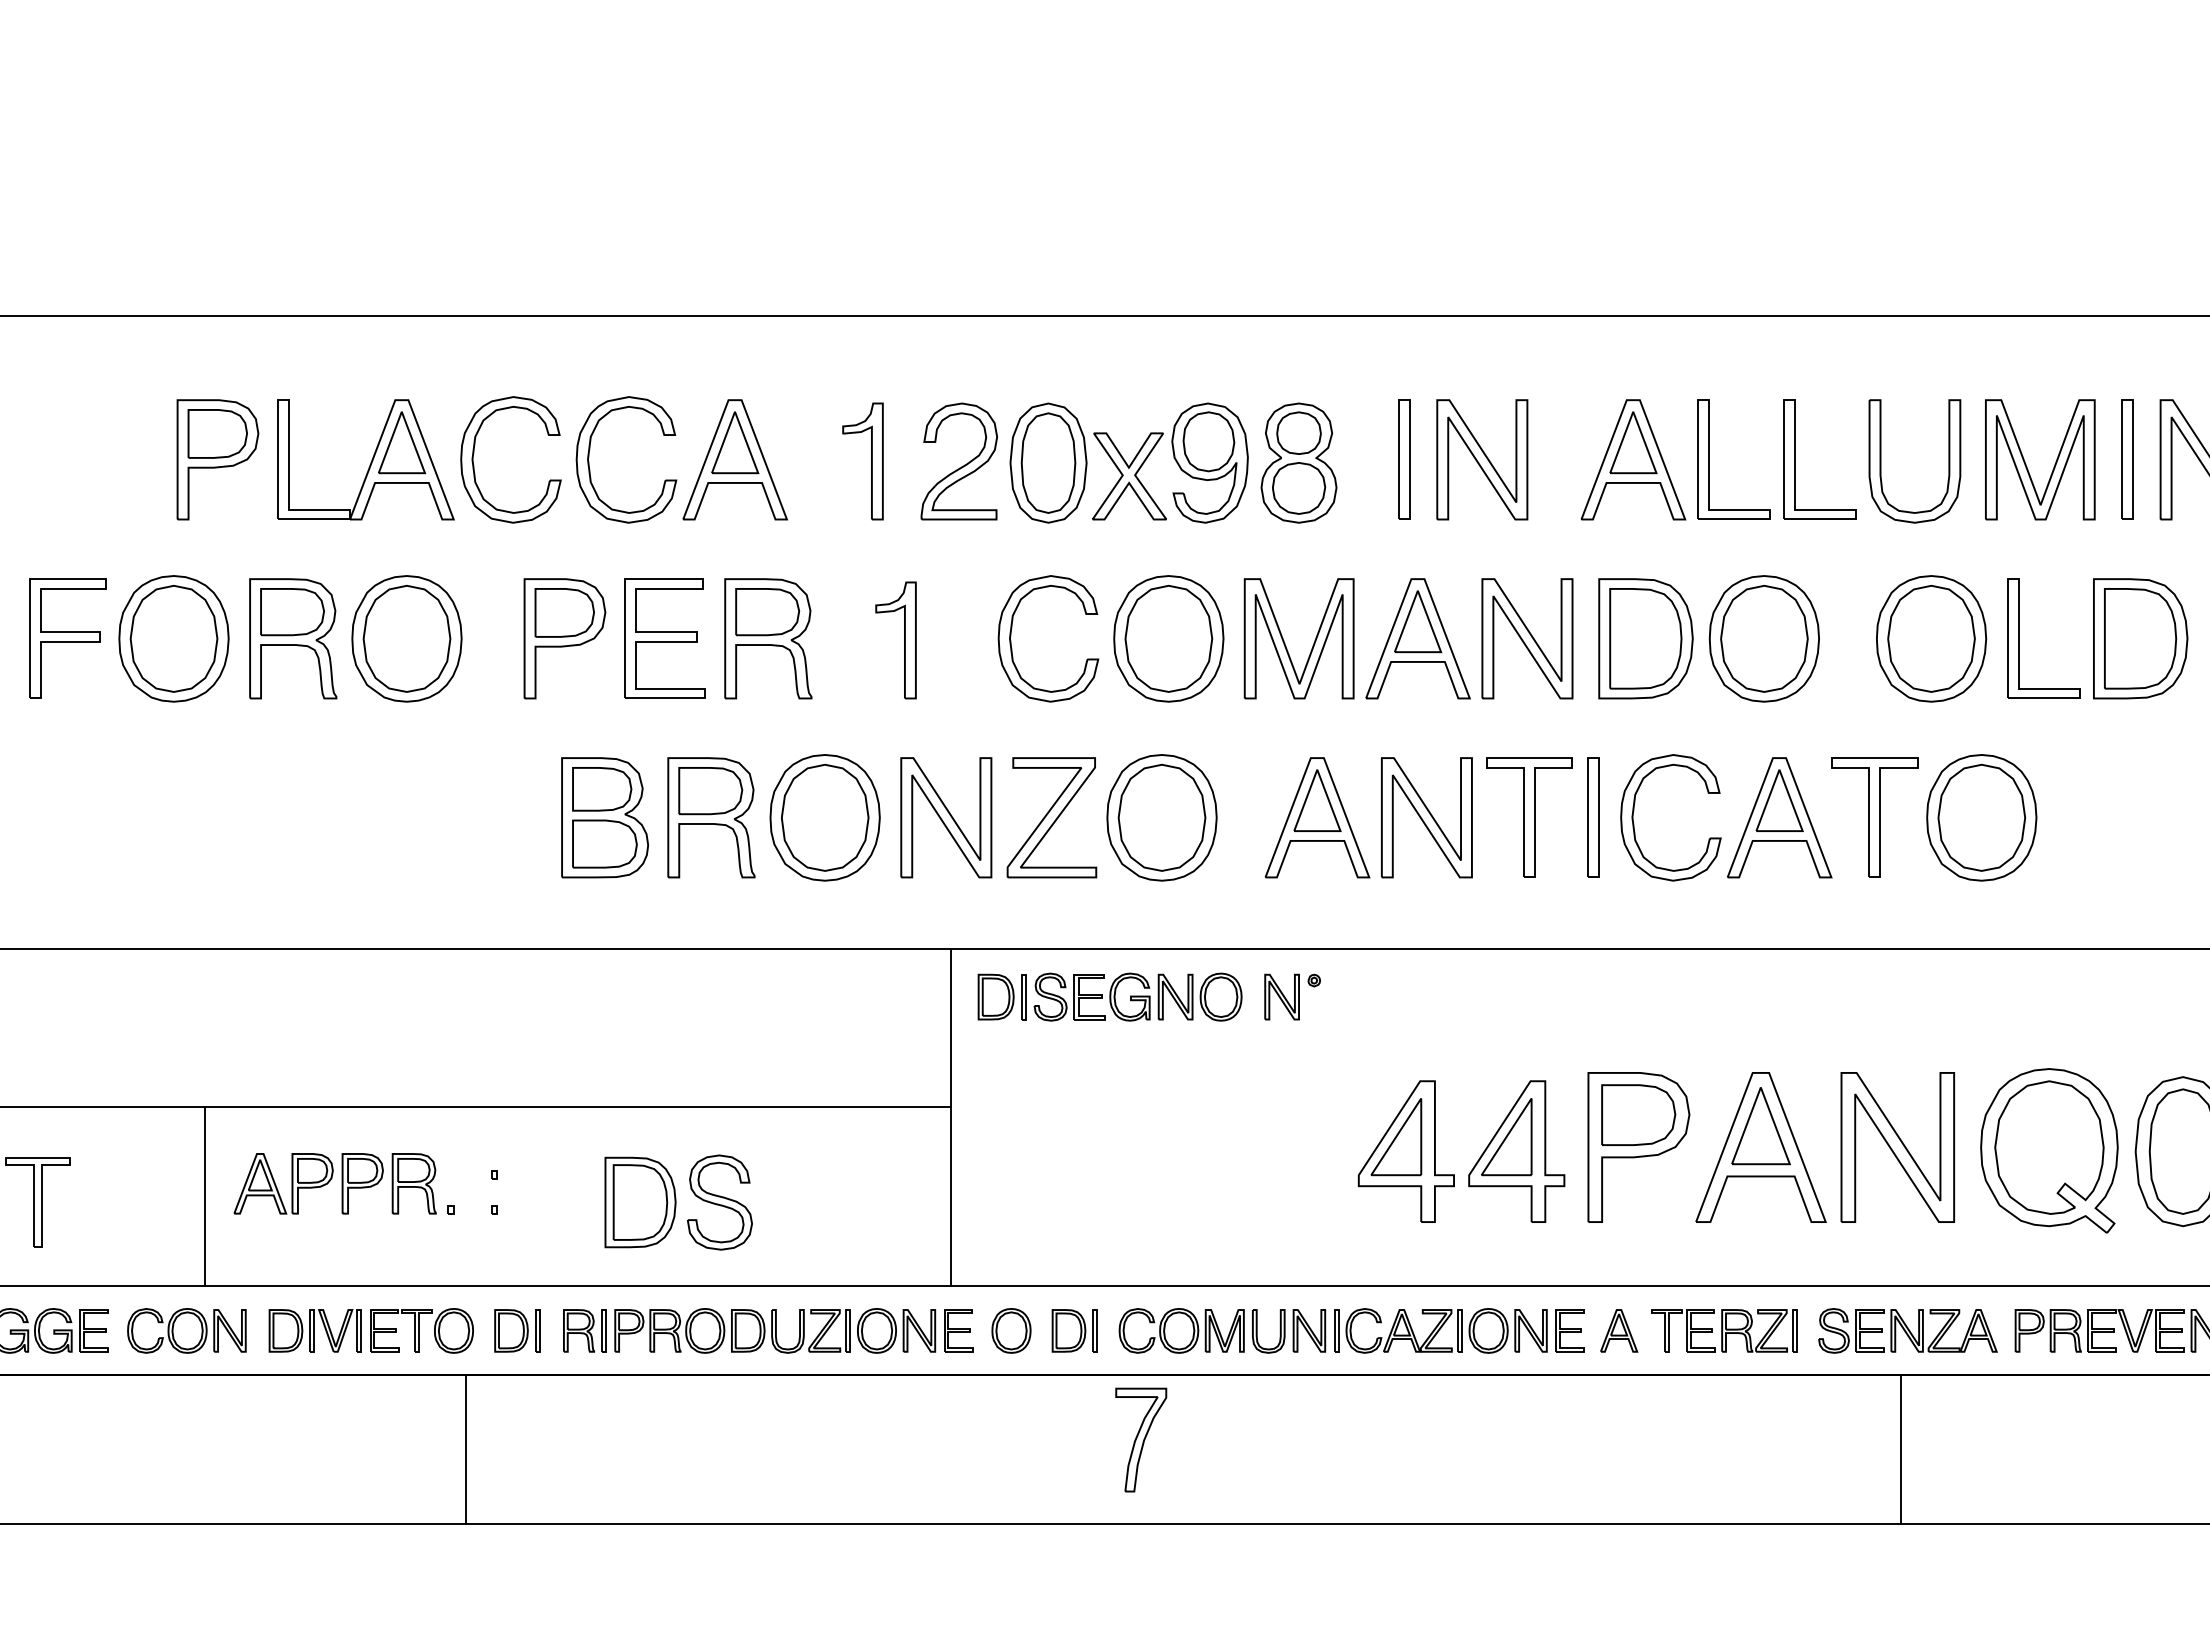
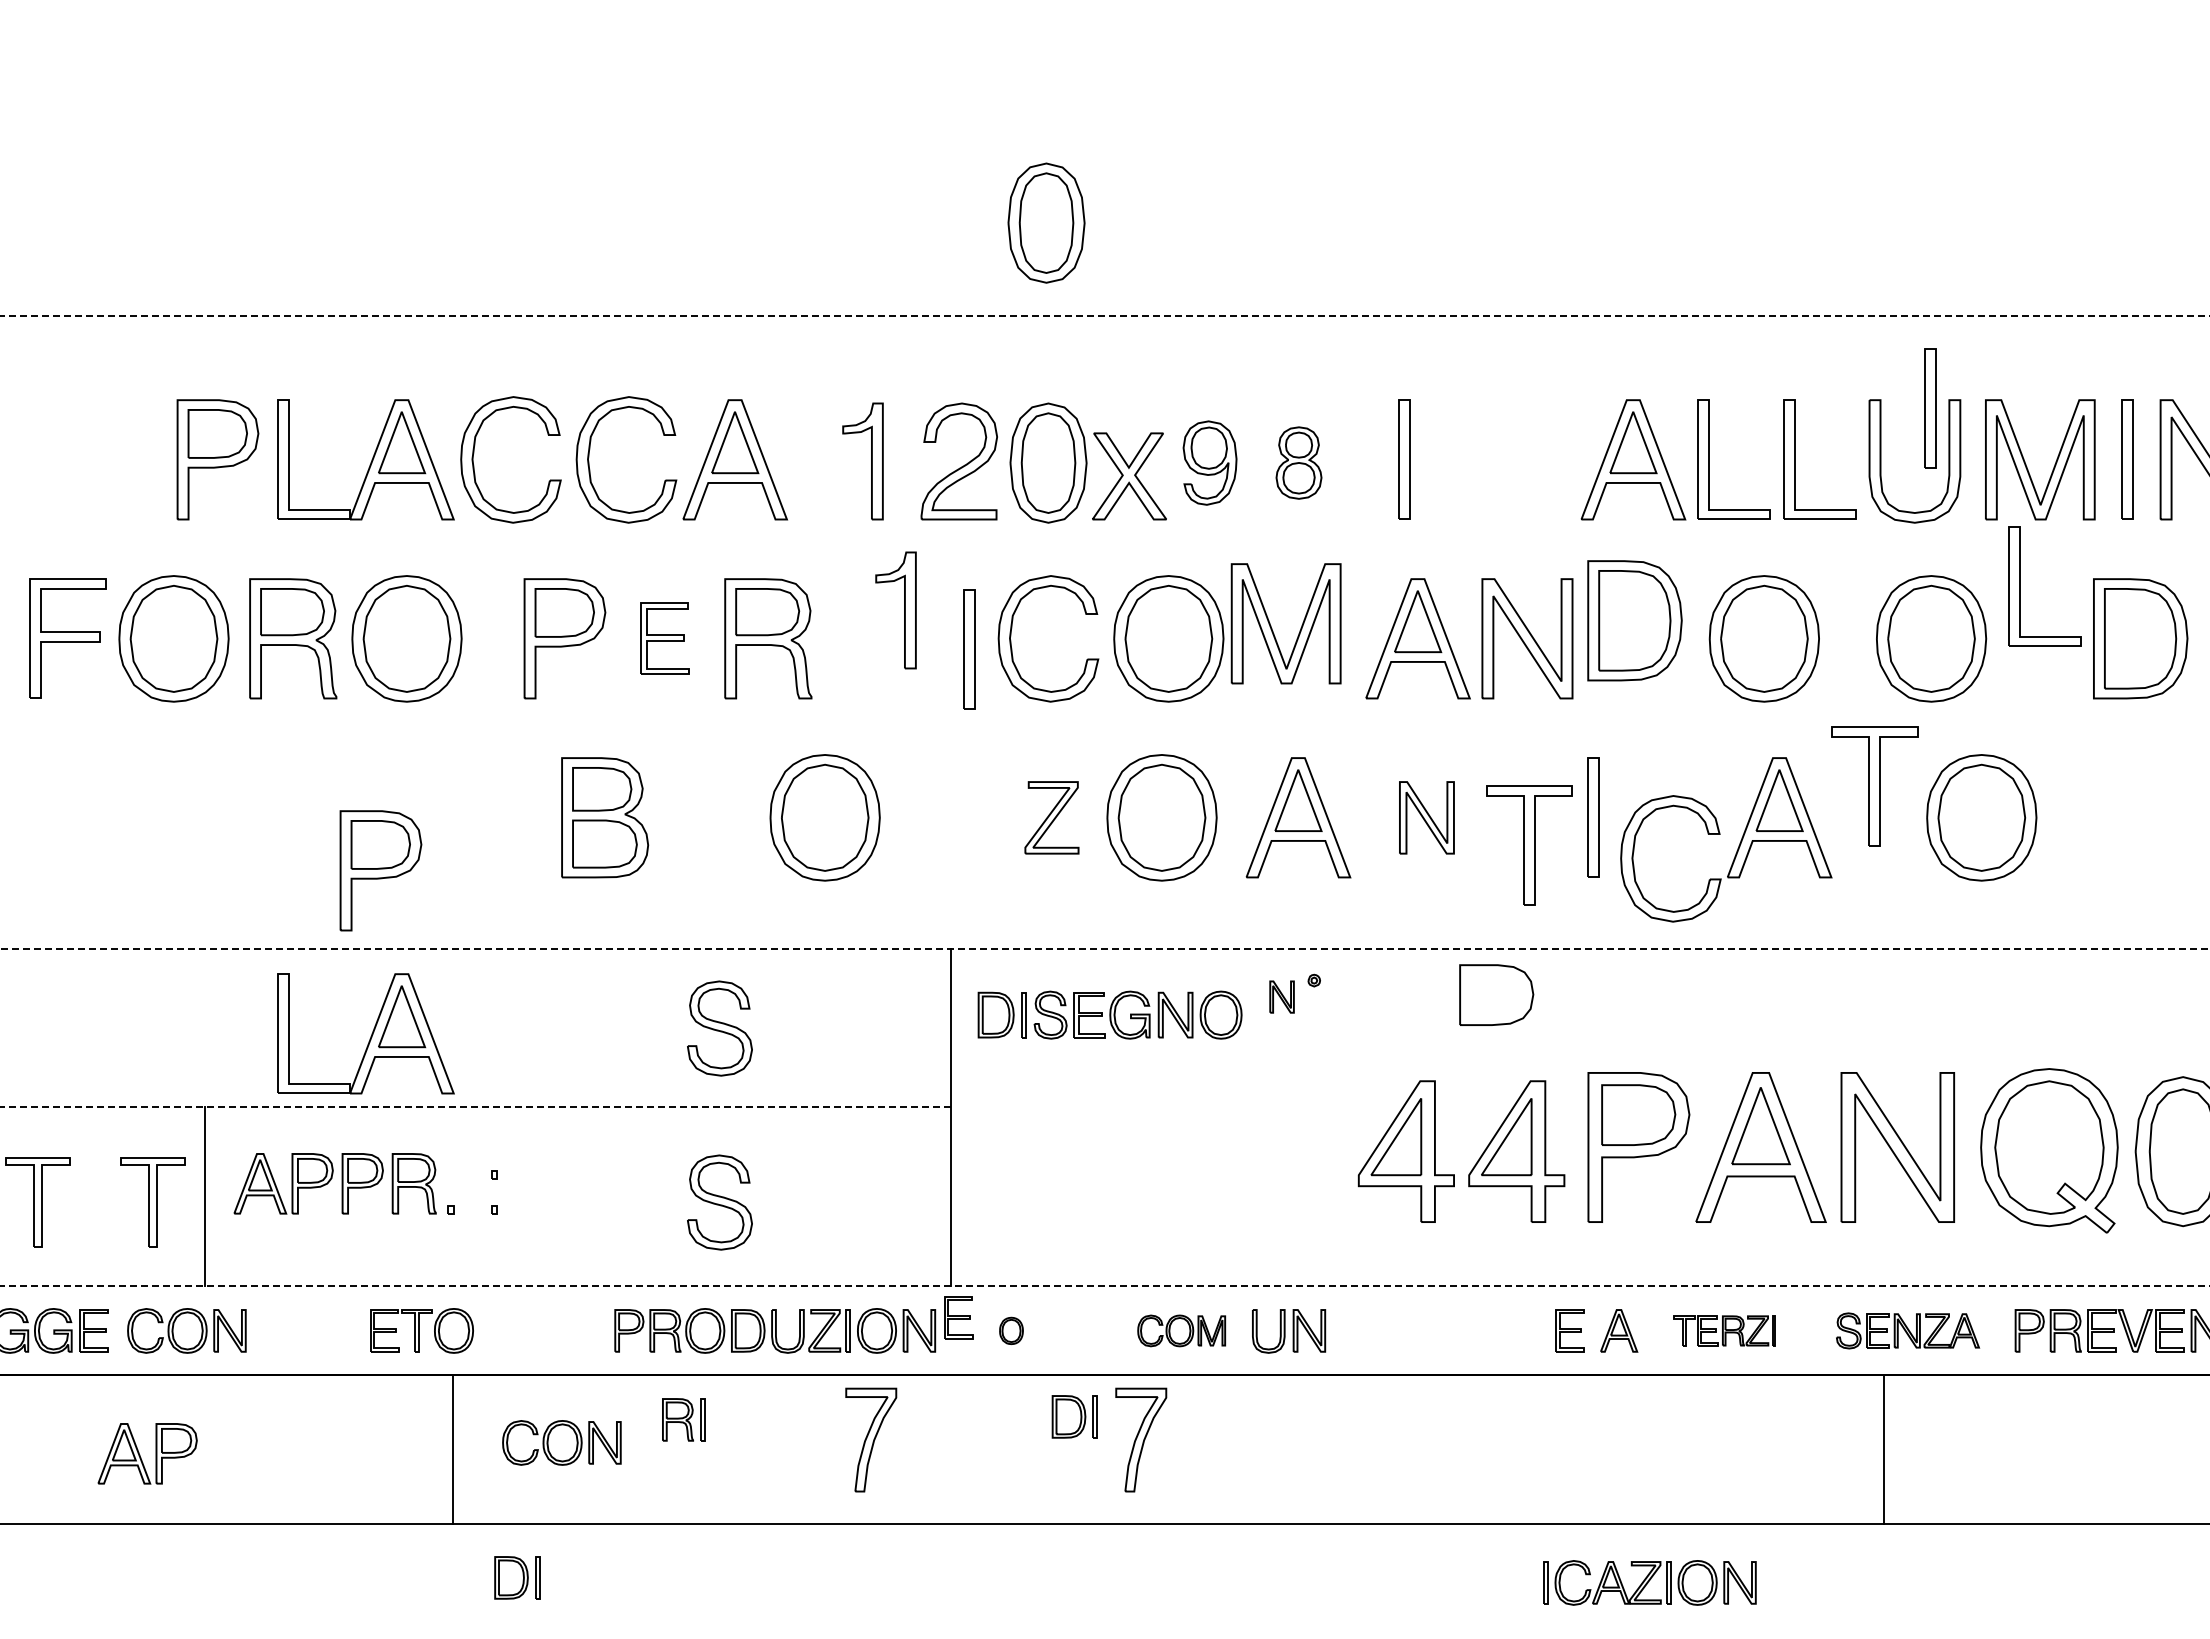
part: none -> present (1046, 222)
line: solid -> dashed (1105, 316)
part: none -> present (1930, 408)
part: present -> none (1482, 459)
part size: 78x122 px -> 56x86 px (1209, 462)
part size: 78x122 px -> 48x74 px (1298, 462)
part size: 82x121 px -> 50x73 px (664, 638)
part position: (1645, 638) -> (1634, 620) (1634, 620)
part position: (2019, 638) -> (2020, 586) (2020, 586)
part position: (904, 640) -> (904, 610) (904, 610)
part position: (1285, 643) -> (1272, 628) (1272, 628)
part: none -> present (969, 649)
part position: (1634, 811) -> (1634, 852) (1634, 852)
part: present -> none (711, 817)
part: present -> none (946, 817)
part size: 92x122 px -> 56x74 px (1051, 817)
part position: (1317, 817) -> (1298, 817) (1298, 817)
part size: 92x122 px -> 56x74 px (1426, 817)
part position: (1529, 817) -> (1529, 845) (1529, 845)
part position: (1874, 817) -> (1874, 786) (1874, 786)
part: none -> present (380, 870)
line: solid -> dashed (1105, 948)
part: none -> present (1496, 994)
part position: (1109, 996) -> (1109, 1014) (1109, 1014)
part size: 36x48 px -> 26x34 px (1281, 996)
part: none -> present (719, 1028)
part: none -> present (365, 1033)
line: solid -> dashed (475, 1106)
part: none -> present (152, 1202)
part: present -> none (640, 1202)
line: solid -> dashed (1105, 1285)
part: present -> none (314, 1330)
part position: (517, 1330) -> (517, 1577) (517, 1577)
part position: (584, 1330) -> (683, 1419) (683, 1419)
part position: (958, 1330) -> (958, 1317) (958, 1317)
part size: 41x46 px -> 25x29 px (1011, 1330)
part position: (1074, 1330) -> (1074, 1416) (1074, 1416)
part size: 127x46 px -> 90x34 px (1181, 1330)
part position: (1440, 1330) -> (1649, 1582) (1649, 1582)
part size: 147x44 px -> 103x32 px (1724, 1330)
part size: 180x46 px -> 145x38 px (1908, 1330)
part: none -> present (871, 1439)
part: none -> present (561, 1442)
line position: (465, 1449) -> (452, 1449) (452, 1449)
line position: (1901, 1449) -> (1884, 1449) (1884, 1449)
part: none -> present (140, 1454)
